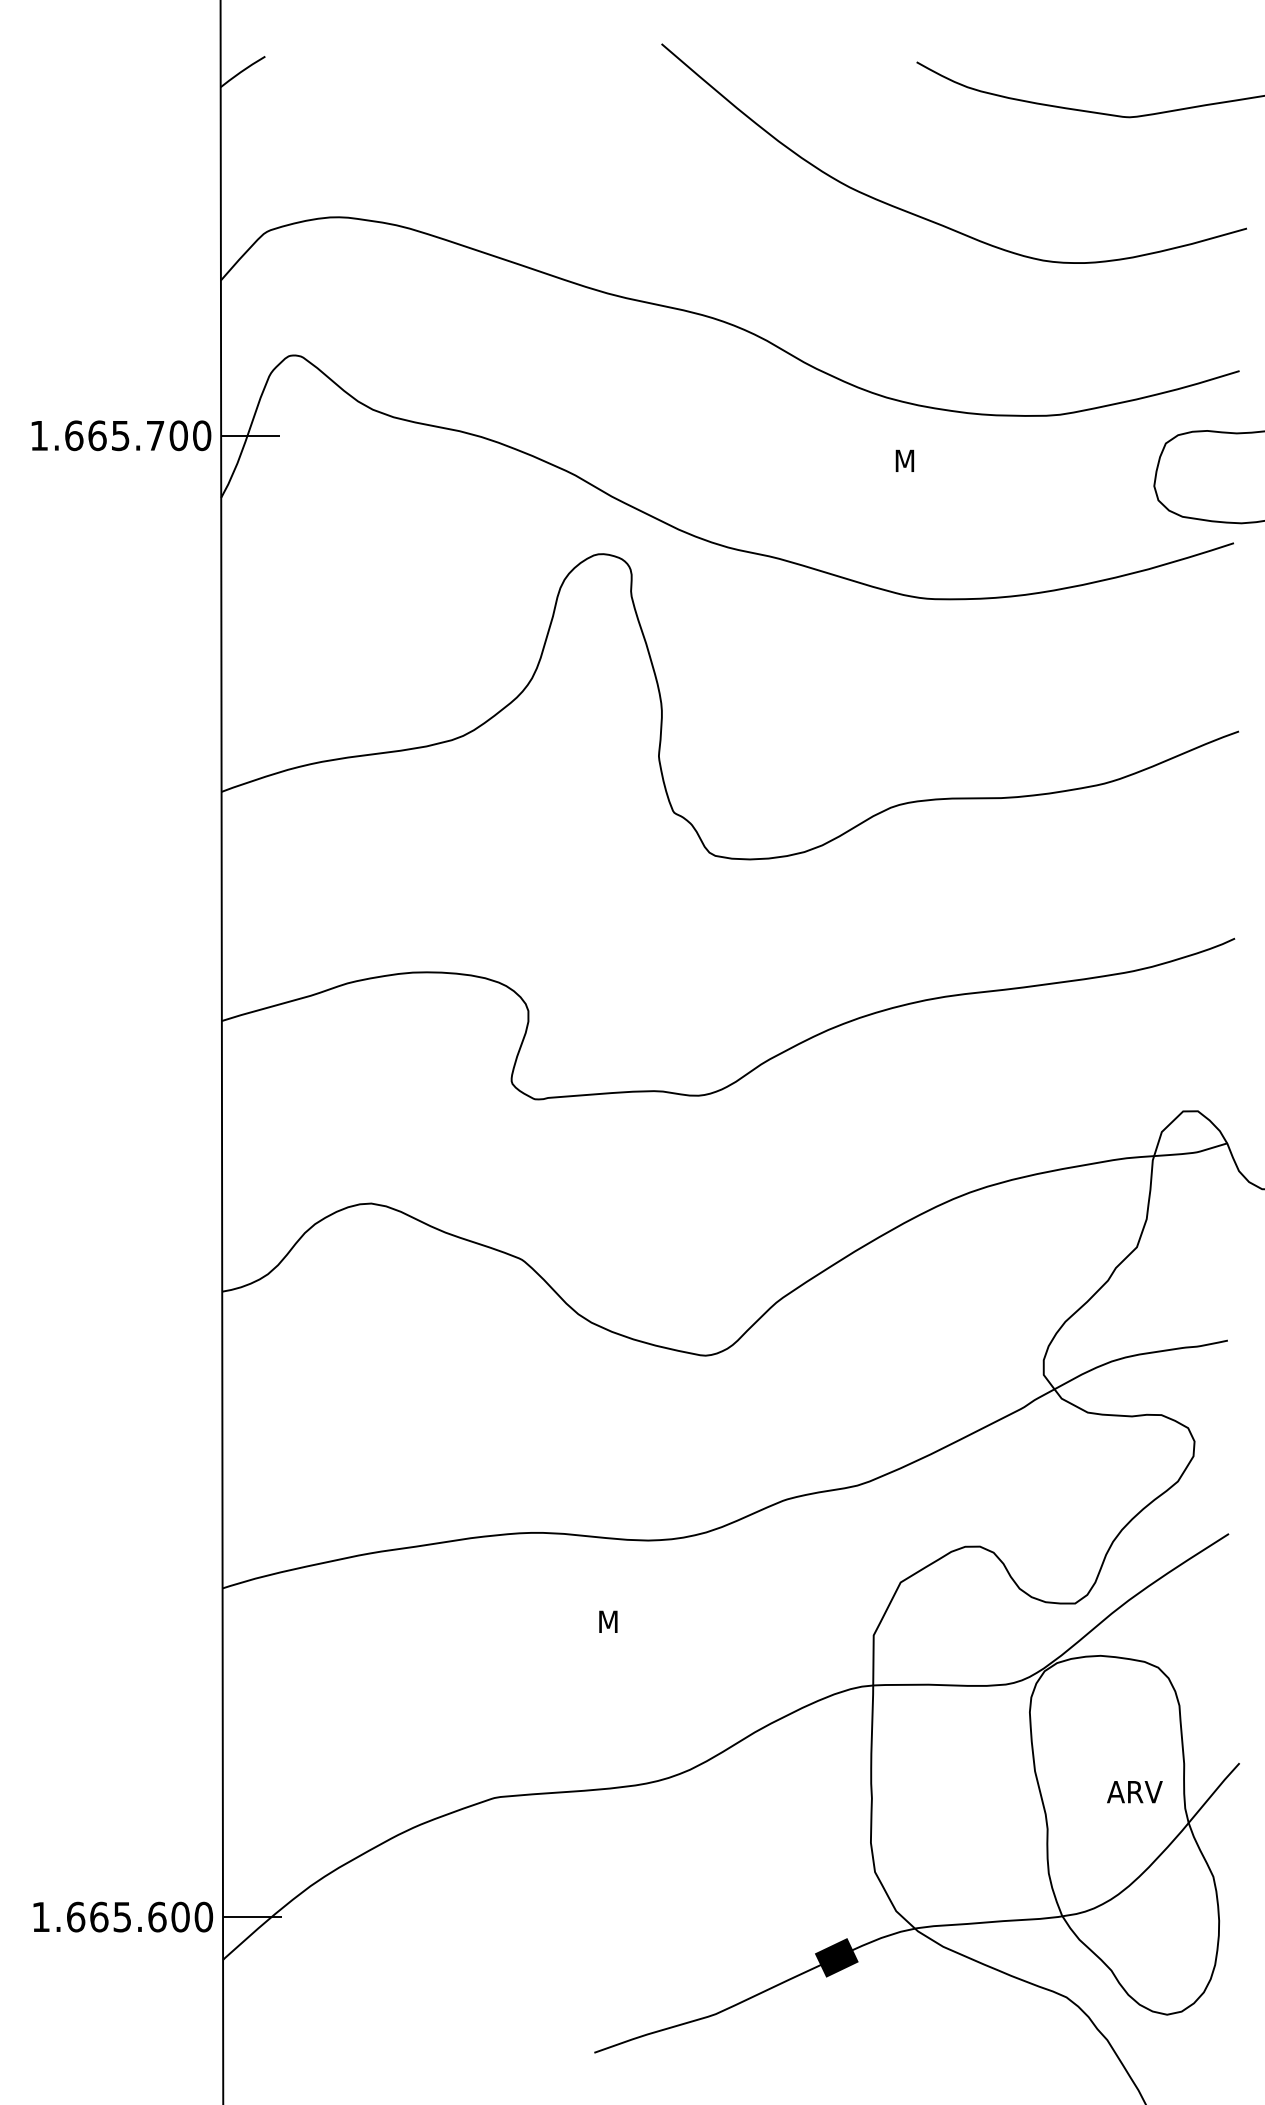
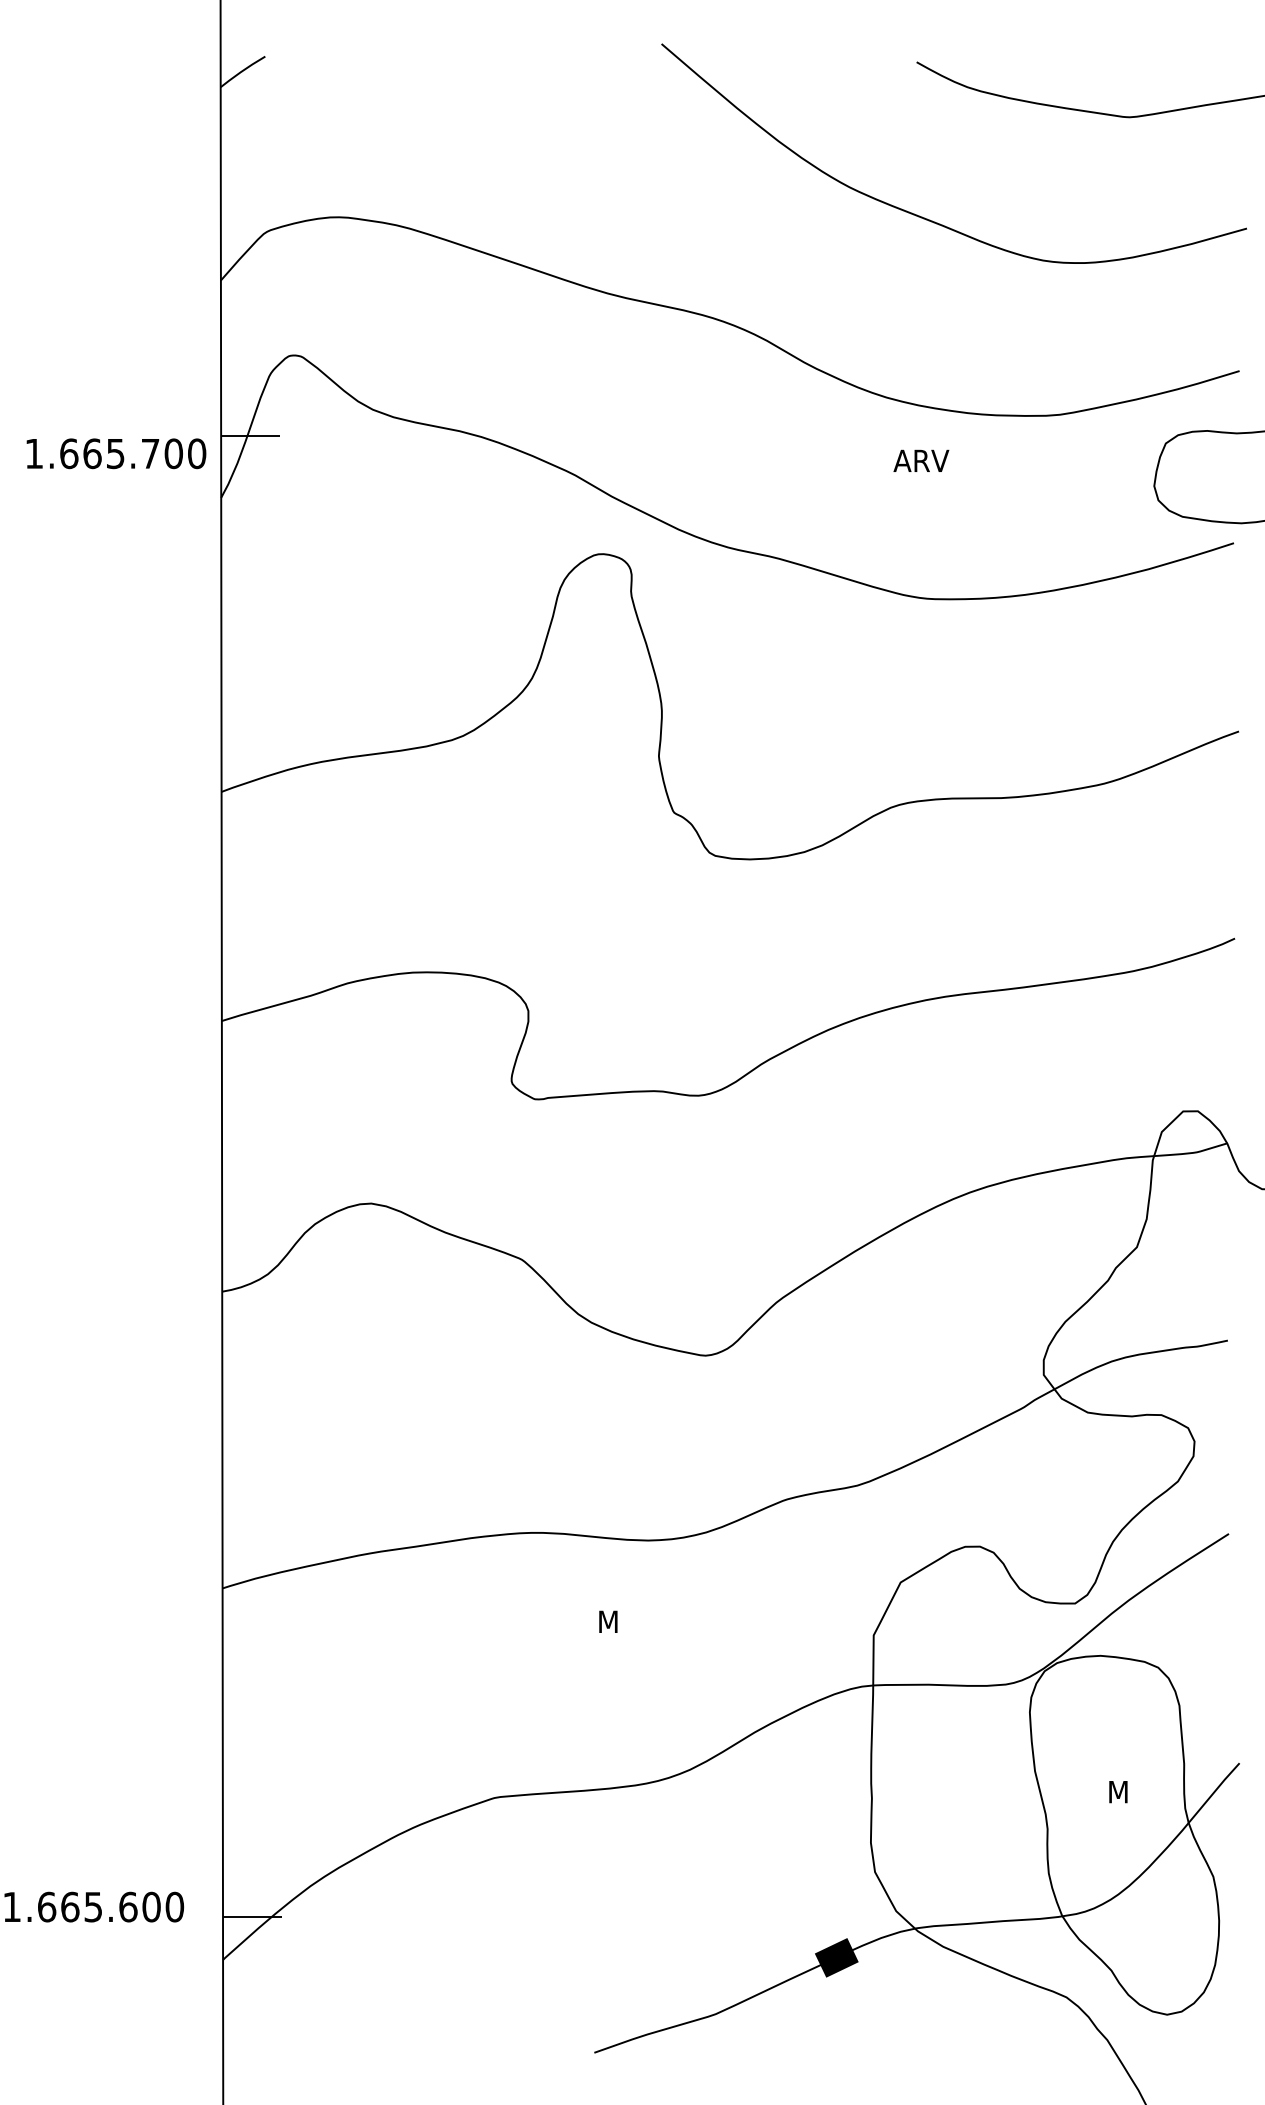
text position: (121, 435) -> (116, 453) (116, 453)
text: M -> ARV (921, 460)
text: ARV -> M (1134, 1792)
text position: (123, 1916) -> (94, 1906) (94, 1906)
